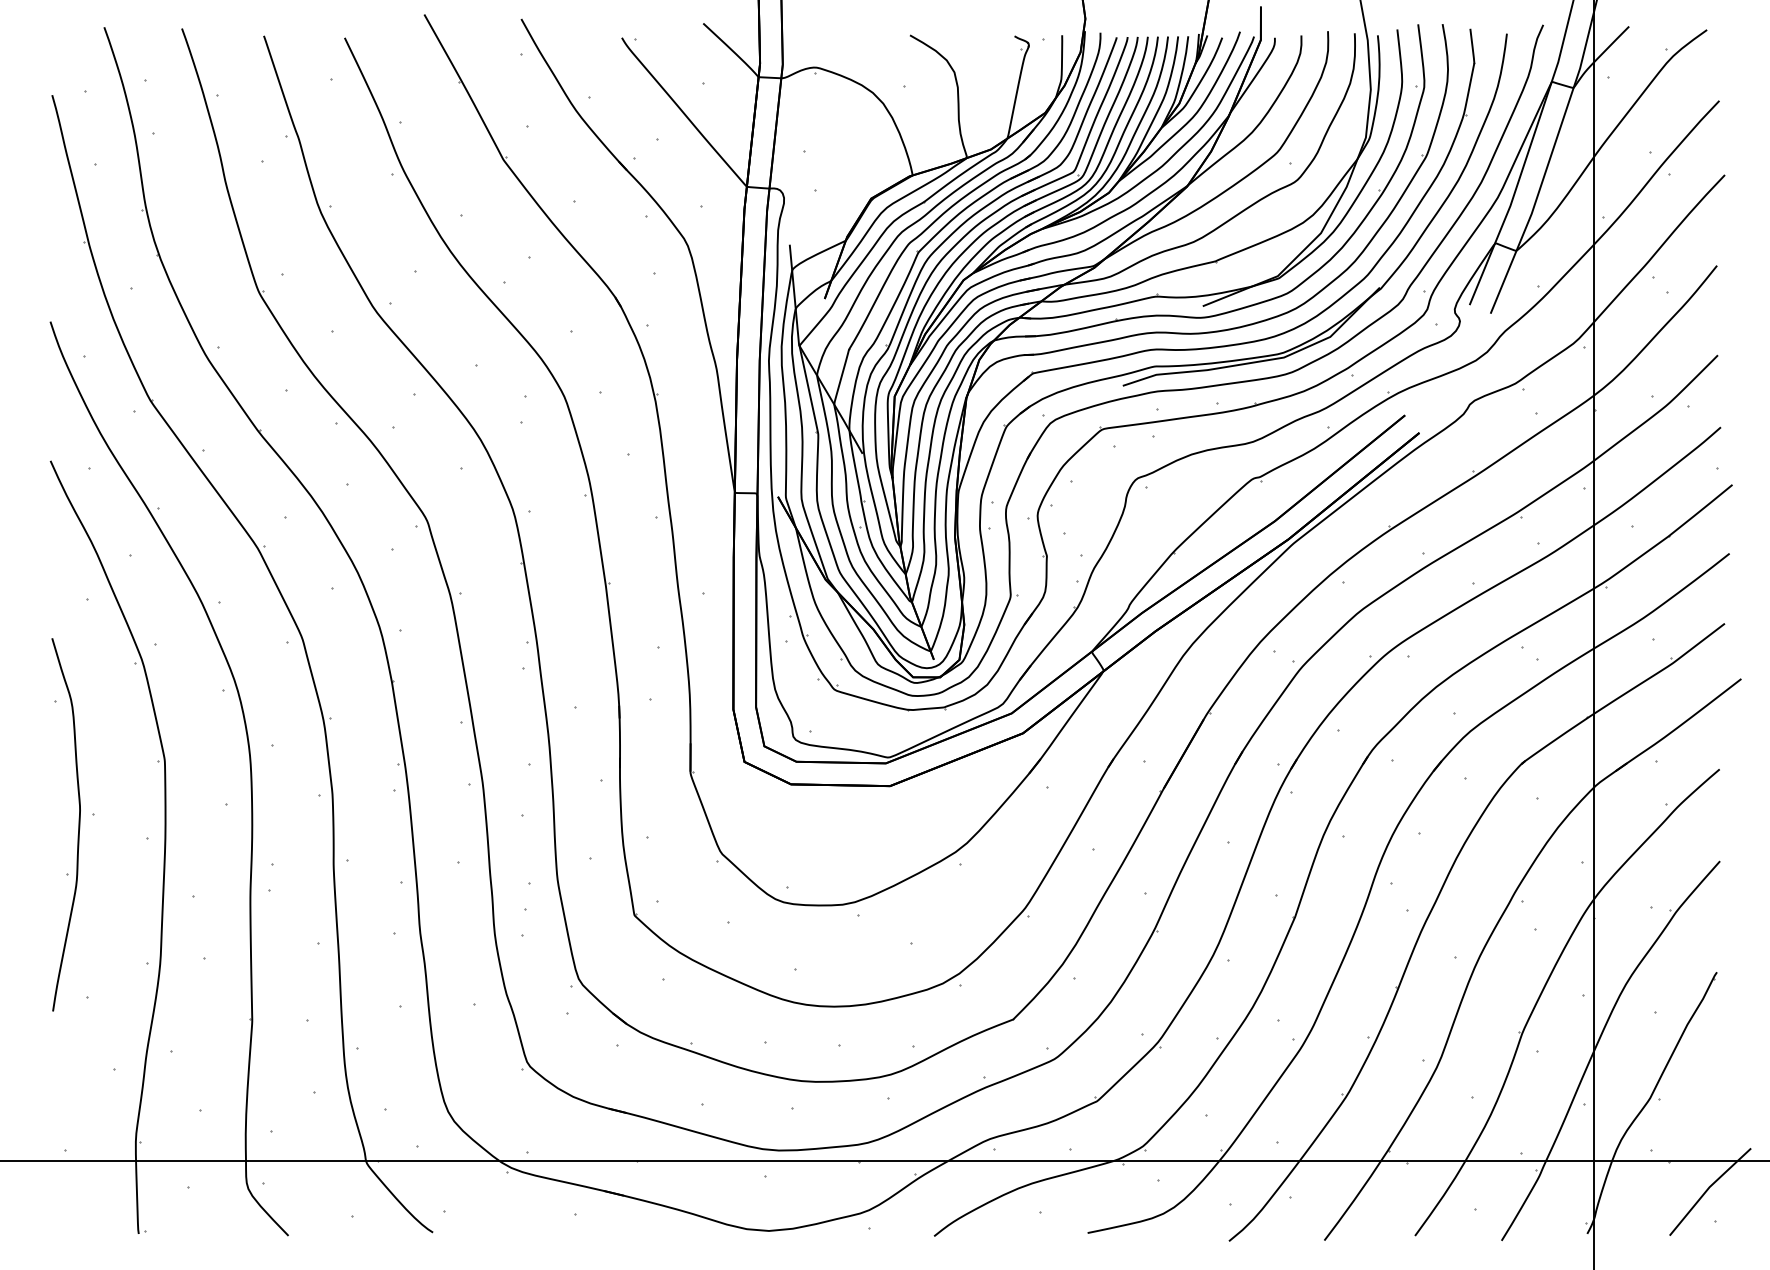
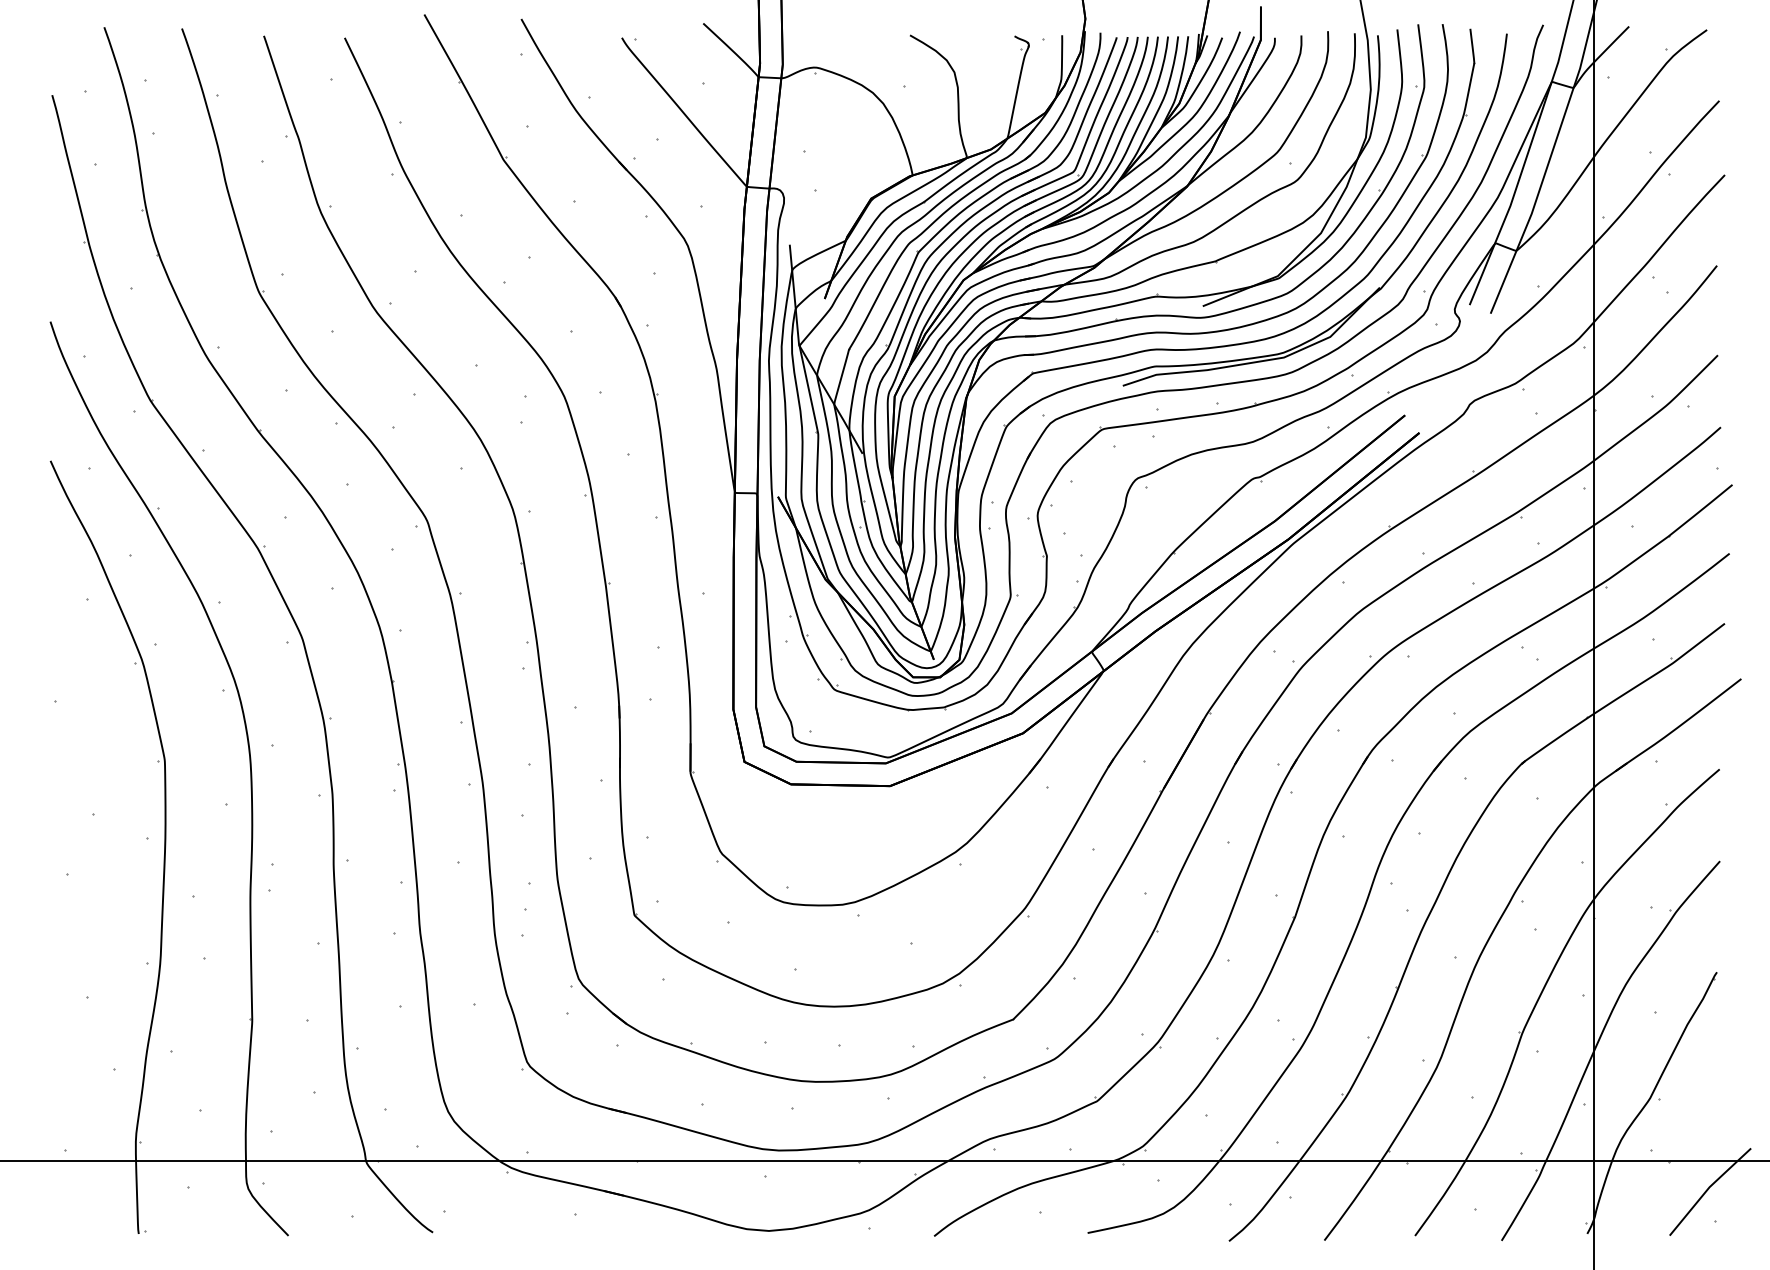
curve: present -> none (78, 824)
